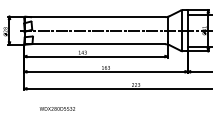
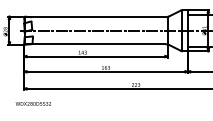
text position: (56, 108) -> (32, 103) (32, 103)
